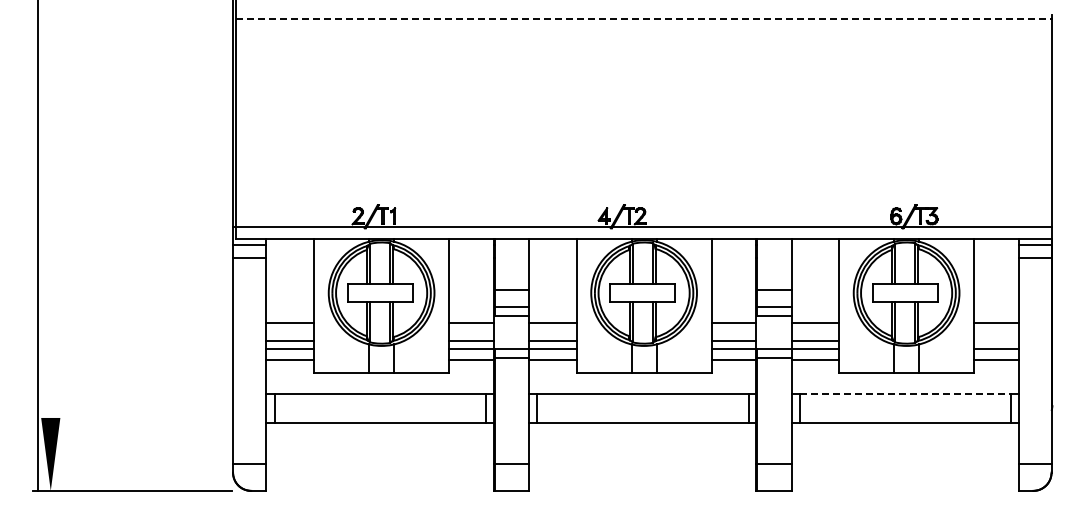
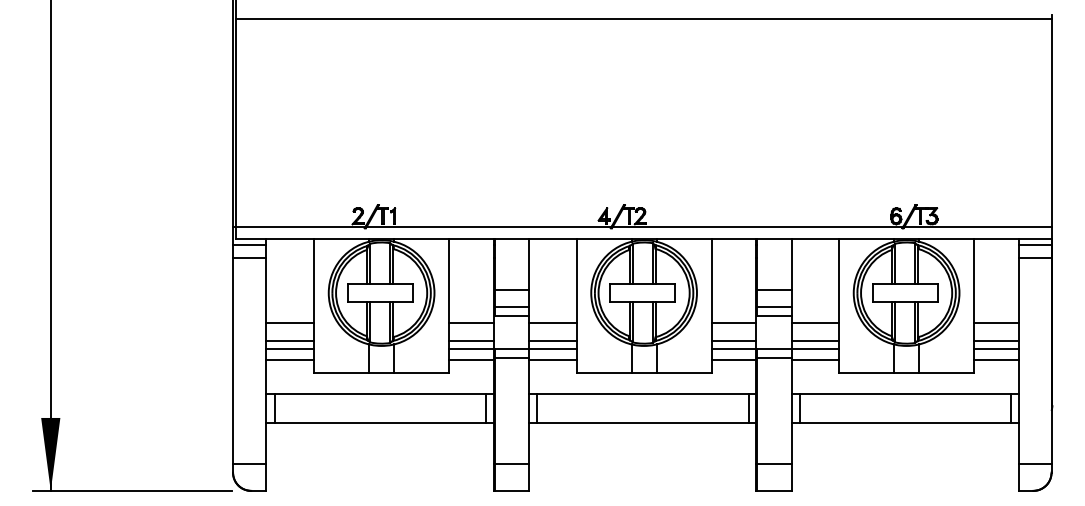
line: dashed -> solid (644, 18)
line position: (37, 246) -> (50, 246) (50, 246)
line: none -> present (996, 341)
line: dashed -> solid (905, 394)
